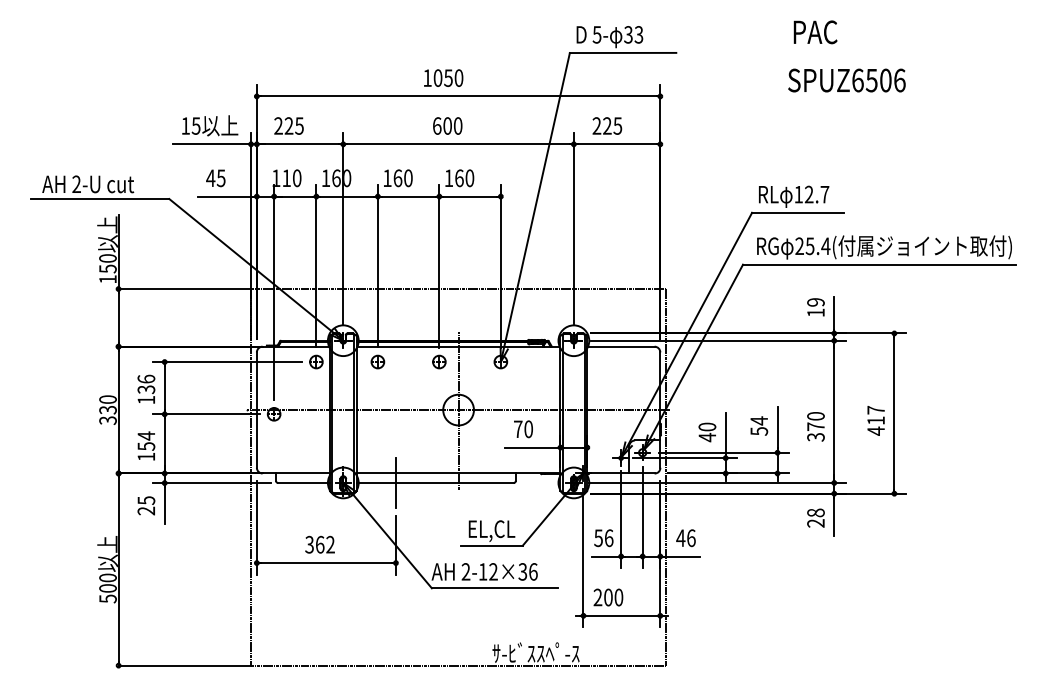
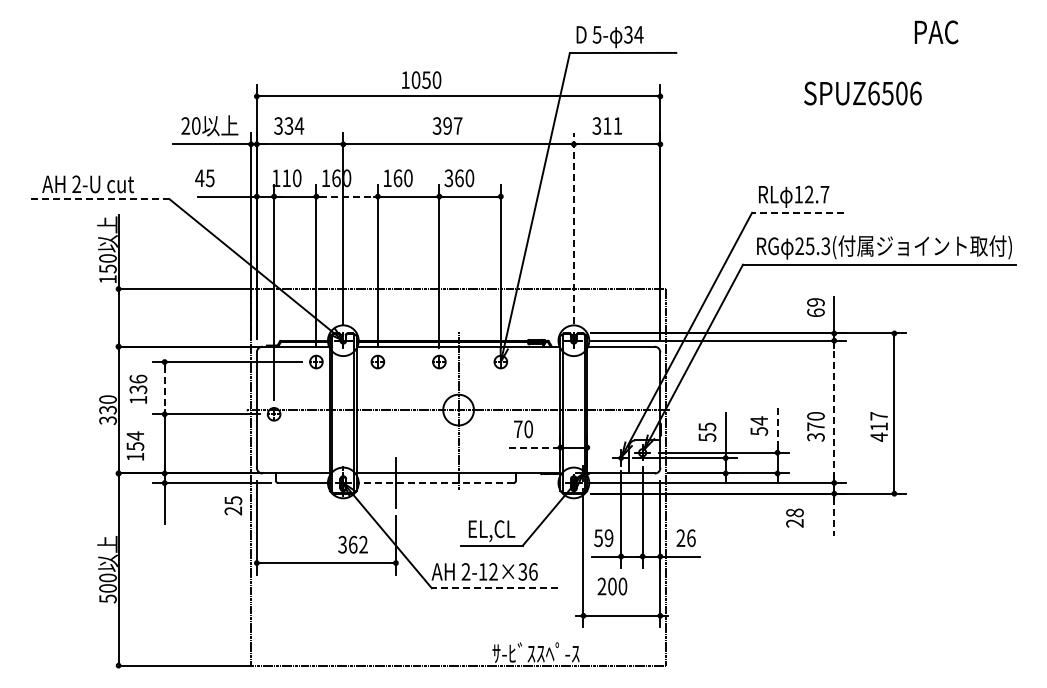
text position: (815, 32) -> (936, 32) (936, 32)
text: 33 -> 34 (638, 34)
text position: (443, 77) -> (421, 79) (421, 79)
text position: (846, 80) -> (862, 93) (862, 93)
text: 15 -> 20 (190, 125)
text: 225 -> 334 (289, 125)
text: 600 -> 397 (447, 125)
text: 225 -> 311 (607, 125)
text position: (215, 178) -> (204, 178) (204, 178)
text: 160 -> 360 (448, 178)
line: solid -> dashed (347, 196)
line: solid -> dashed (100, 199)
line: solid -> dashed (798, 212)
line: solid -> dashed (573, 228)
text: 25.4( -> 25.3( (825, 246)
text: 19 -> 69 (815, 312)
text position: (146, 388) -> (138, 388) (138, 388)
line: solid -> dashed (164, 388)
line: solid -> dashed (834, 411)
text position: (875, 420) -> (878, 426) (878, 426)
line: solid -> dashed (777, 427)
text: 40 -> 55 (707, 432)
text position: (146, 445) -> (135, 445) (135, 445)
line: solid -> dashed (532, 447)
line: solid -> dashed (434, 483)
text position: (146, 505) -> (233, 505) (233, 505)
text position: (815, 517) -> (794, 517) (794, 517)
line: solid -> dashed (834, 517)
text: 46 -> 26 (680, 537)
text: 56 -> 59 (608, 538)
text position: (319, 544) -> (352, 544) (352, 544)
line: solid -> dashed (494, 588)
text position: (608, 597) -> (612, 586) (612, 586)
